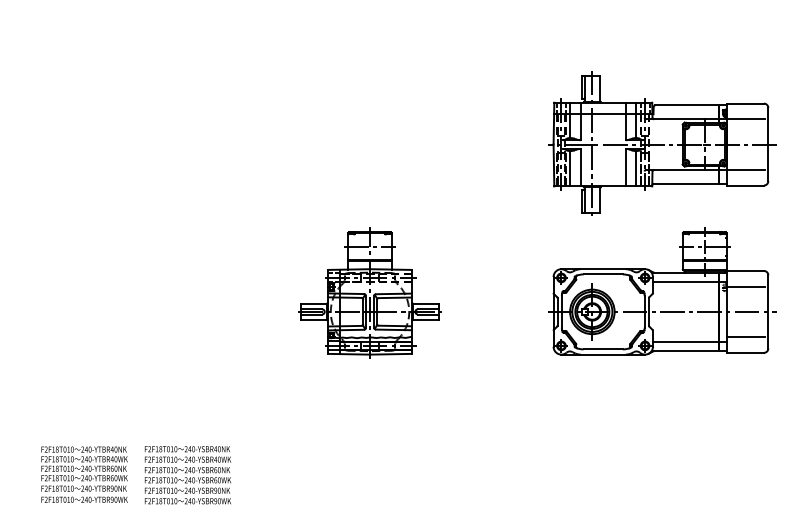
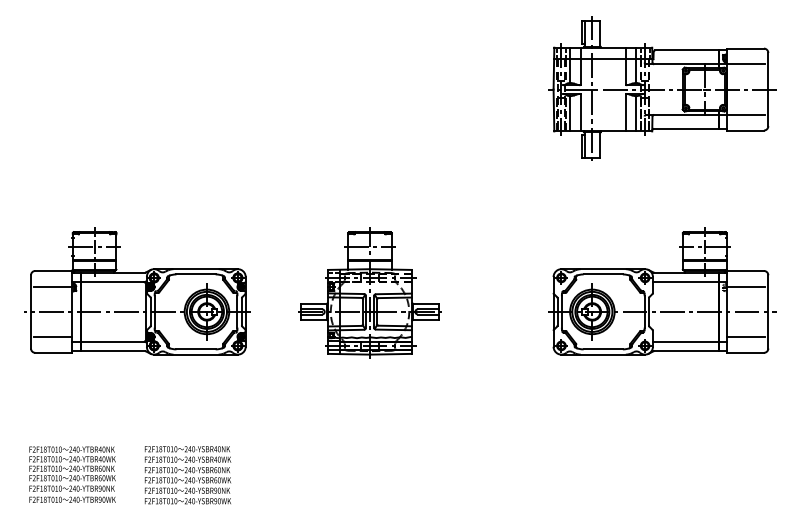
part position: (662, 143) -> (662, 88) (662, 88)
part: none -> present (137, 291)
text position: (84, 474) -> (72, 474) (72, 474)
